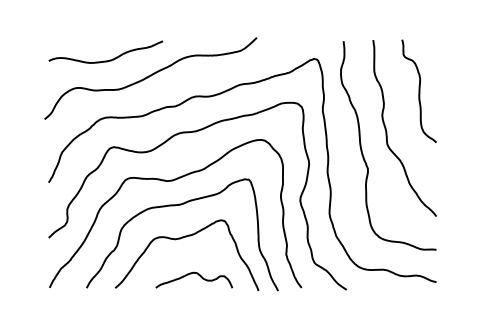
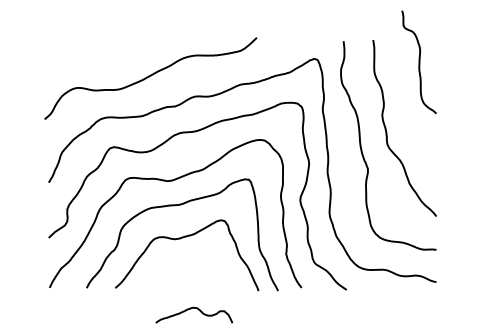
curve: present -> none (109, 59)
curve position: (418, 90) -> (418, 61) (418, 61)
curve position: (198, 275) -> (198, 310) (198, 310)
